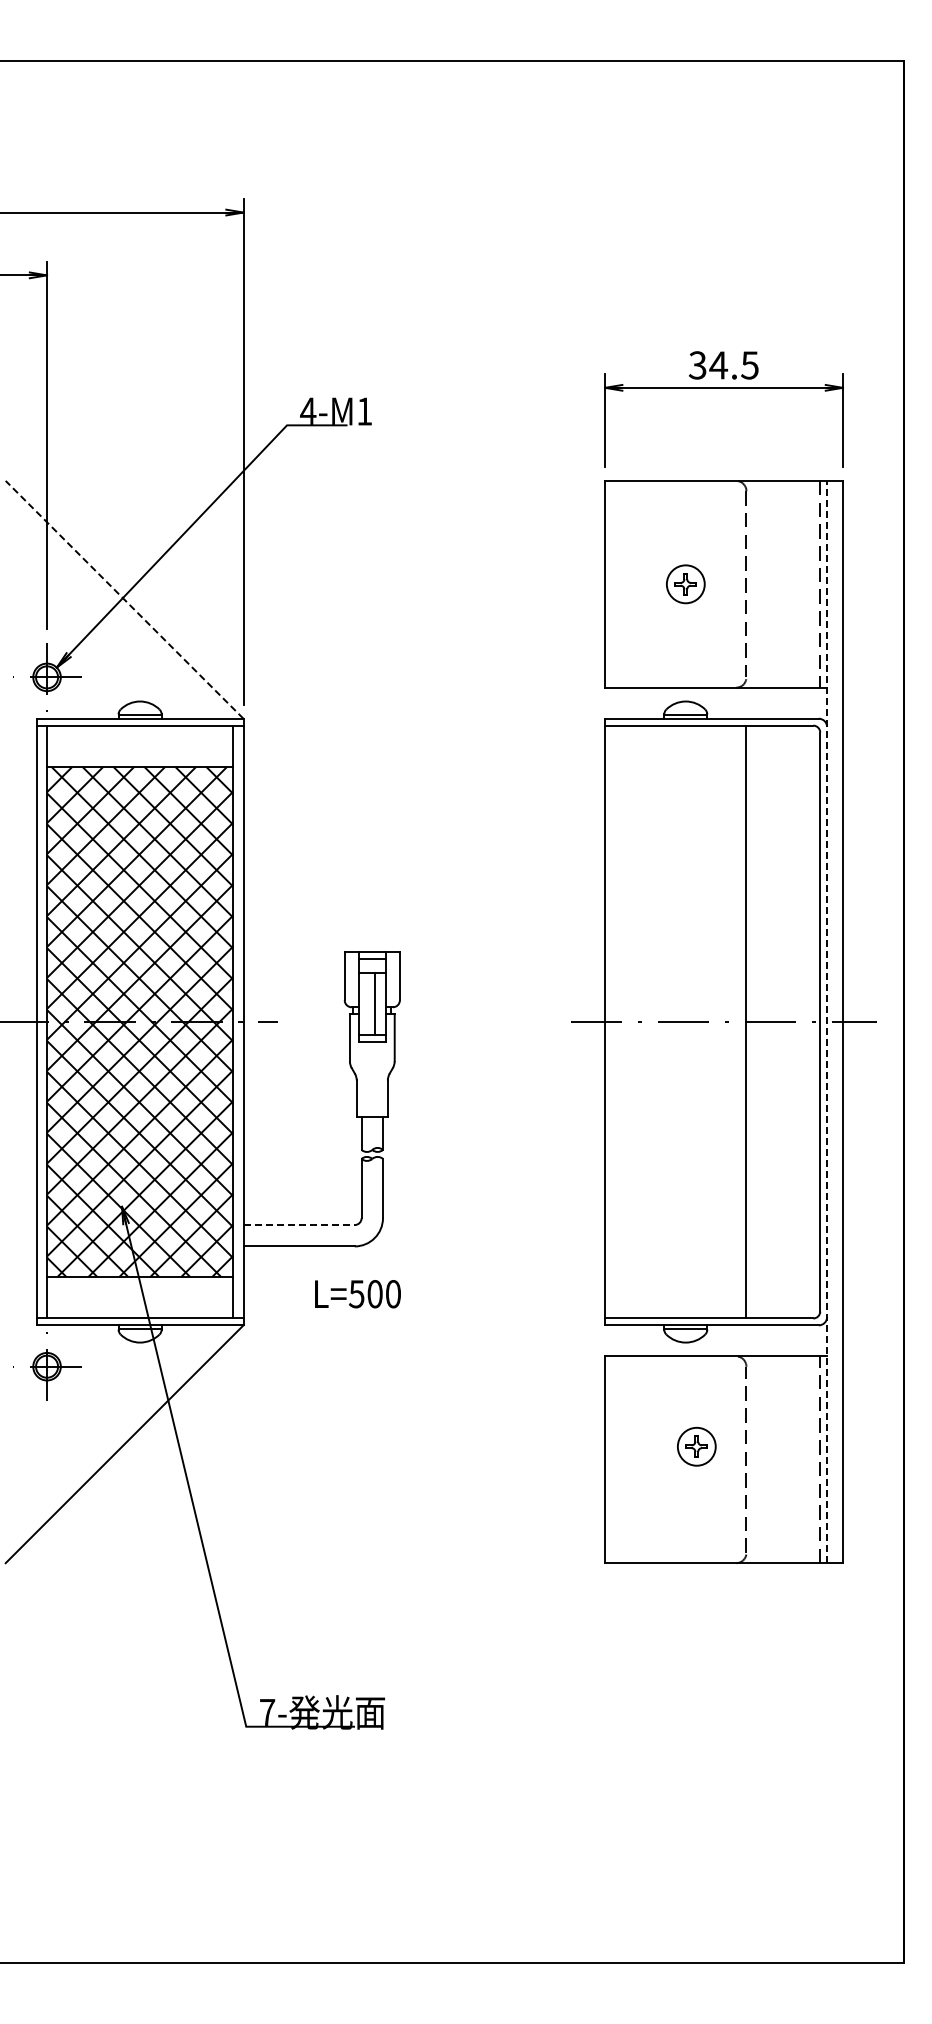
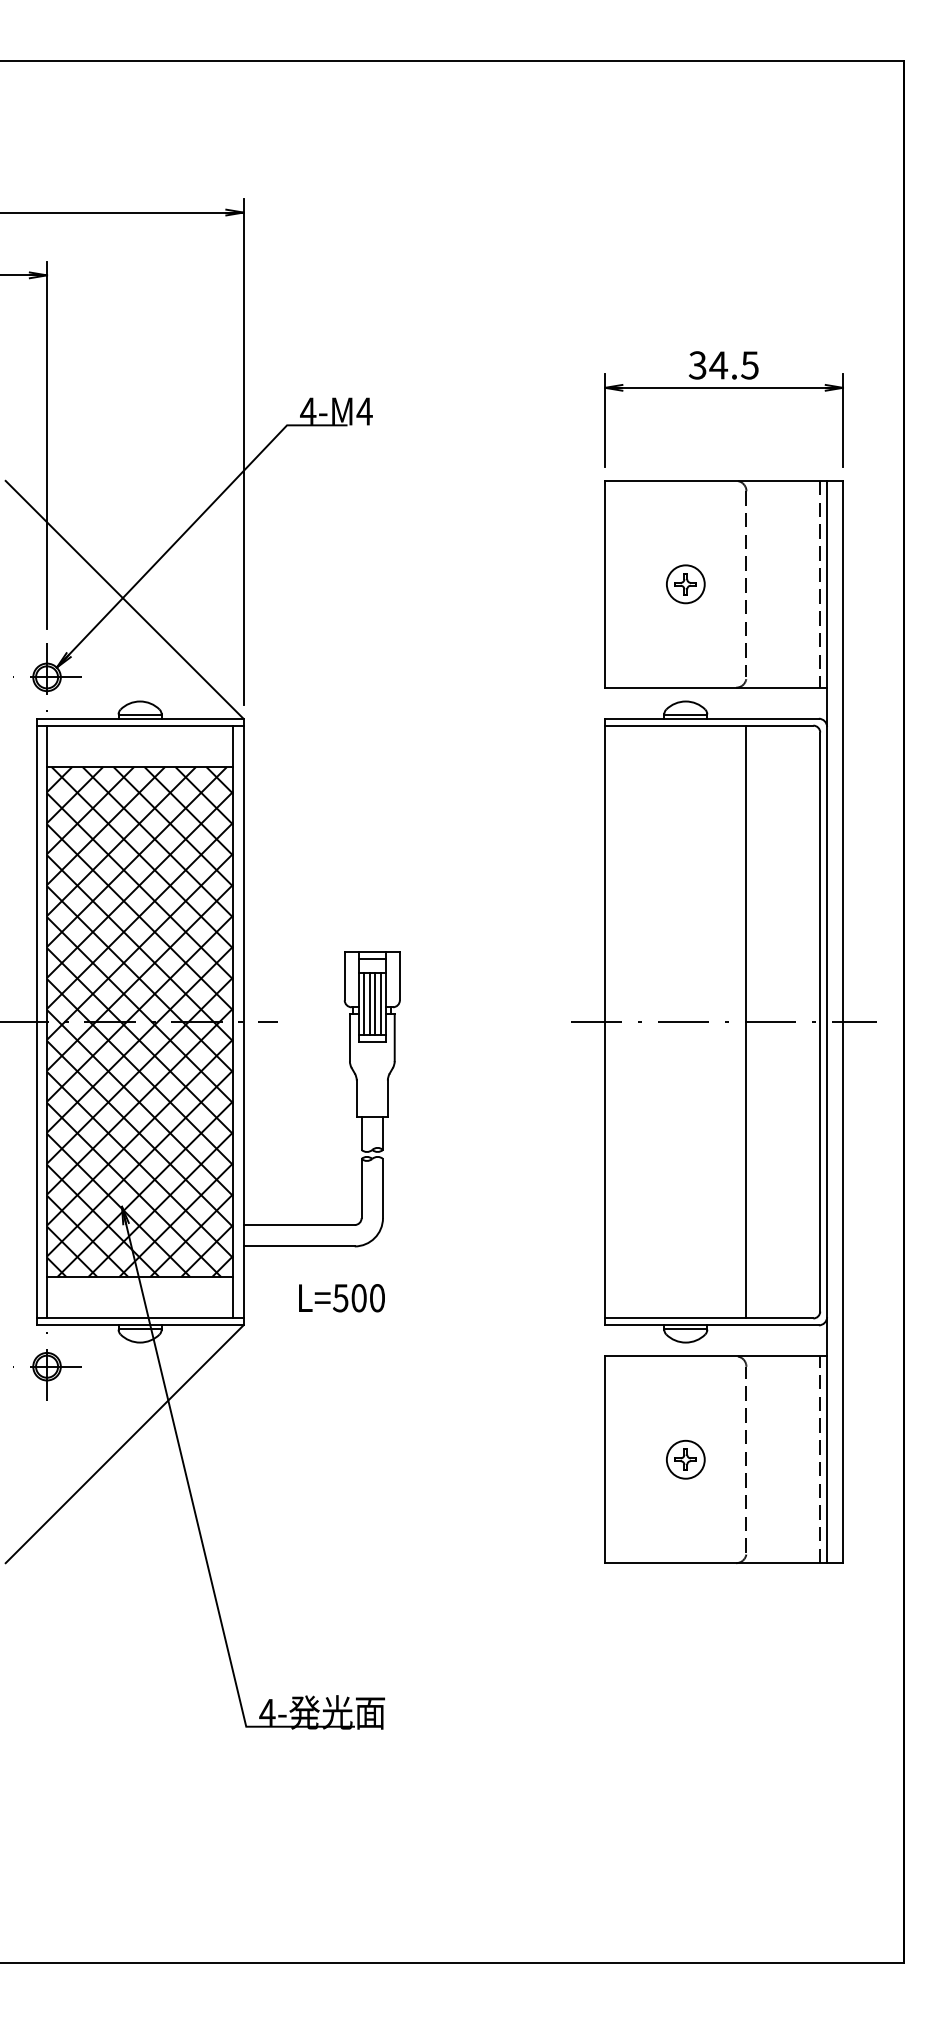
text: 4-M1 -> 4-M4 (364, 411)
line: dashed -> solid (124, 599)
line: none -> present (364, 1003)
line: none -> present (369, 1003)
line: none -> present (380, 1003)
line: dashed -> solid (827, 1021)
line: dashed -> solid (299, 1225)
text position: (357, 1294) -> (341, 1298) (341, 1298)
part position: (696, 1446) -> (685, 1459) (685, 1459)
text: 7- -> 4- (267, 1712)
